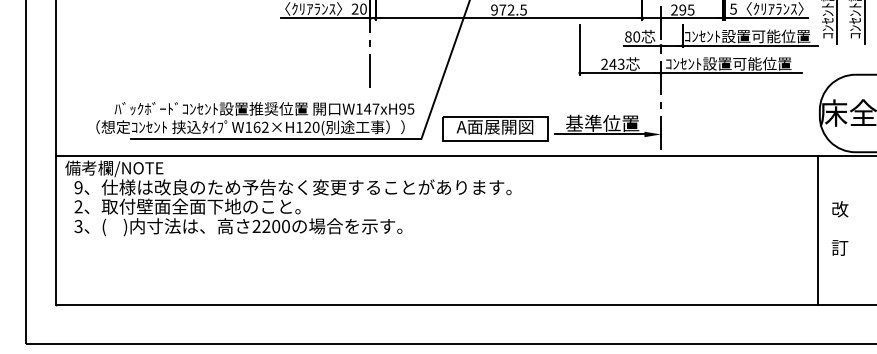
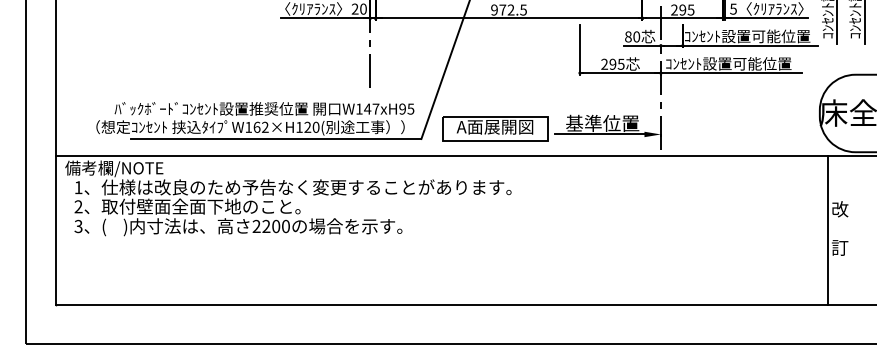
text: 243 -> 295 (616, 63)
text: 9 -> 1 (78, 187)
line position: (817, 230) -> (827, 230) (827, 230)
